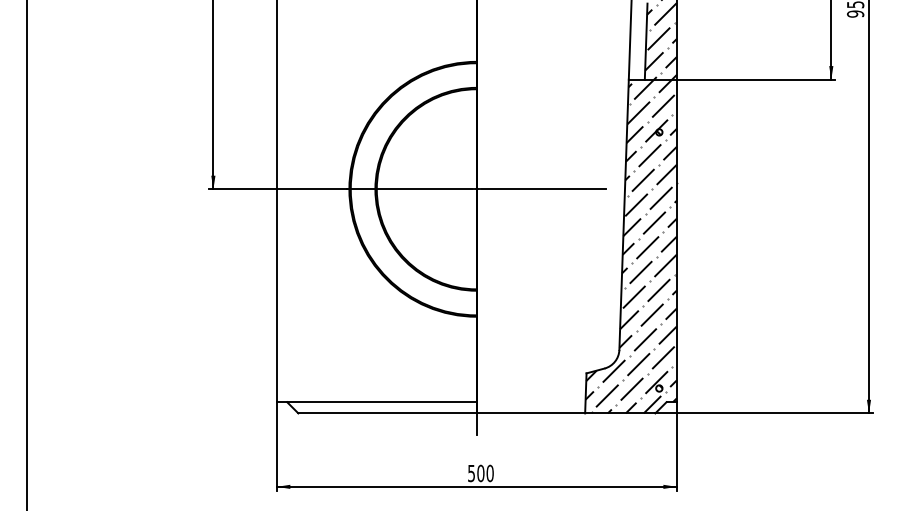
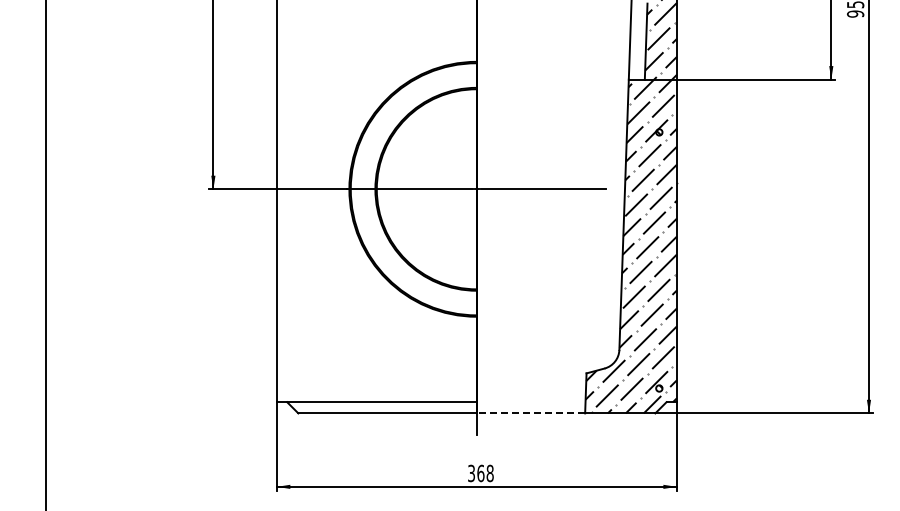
line position: (27, 254) -> (46, 254) (46, 254)
line: solid -> dashed (530, 413)
text: 500 -> 368 (480, 472)
